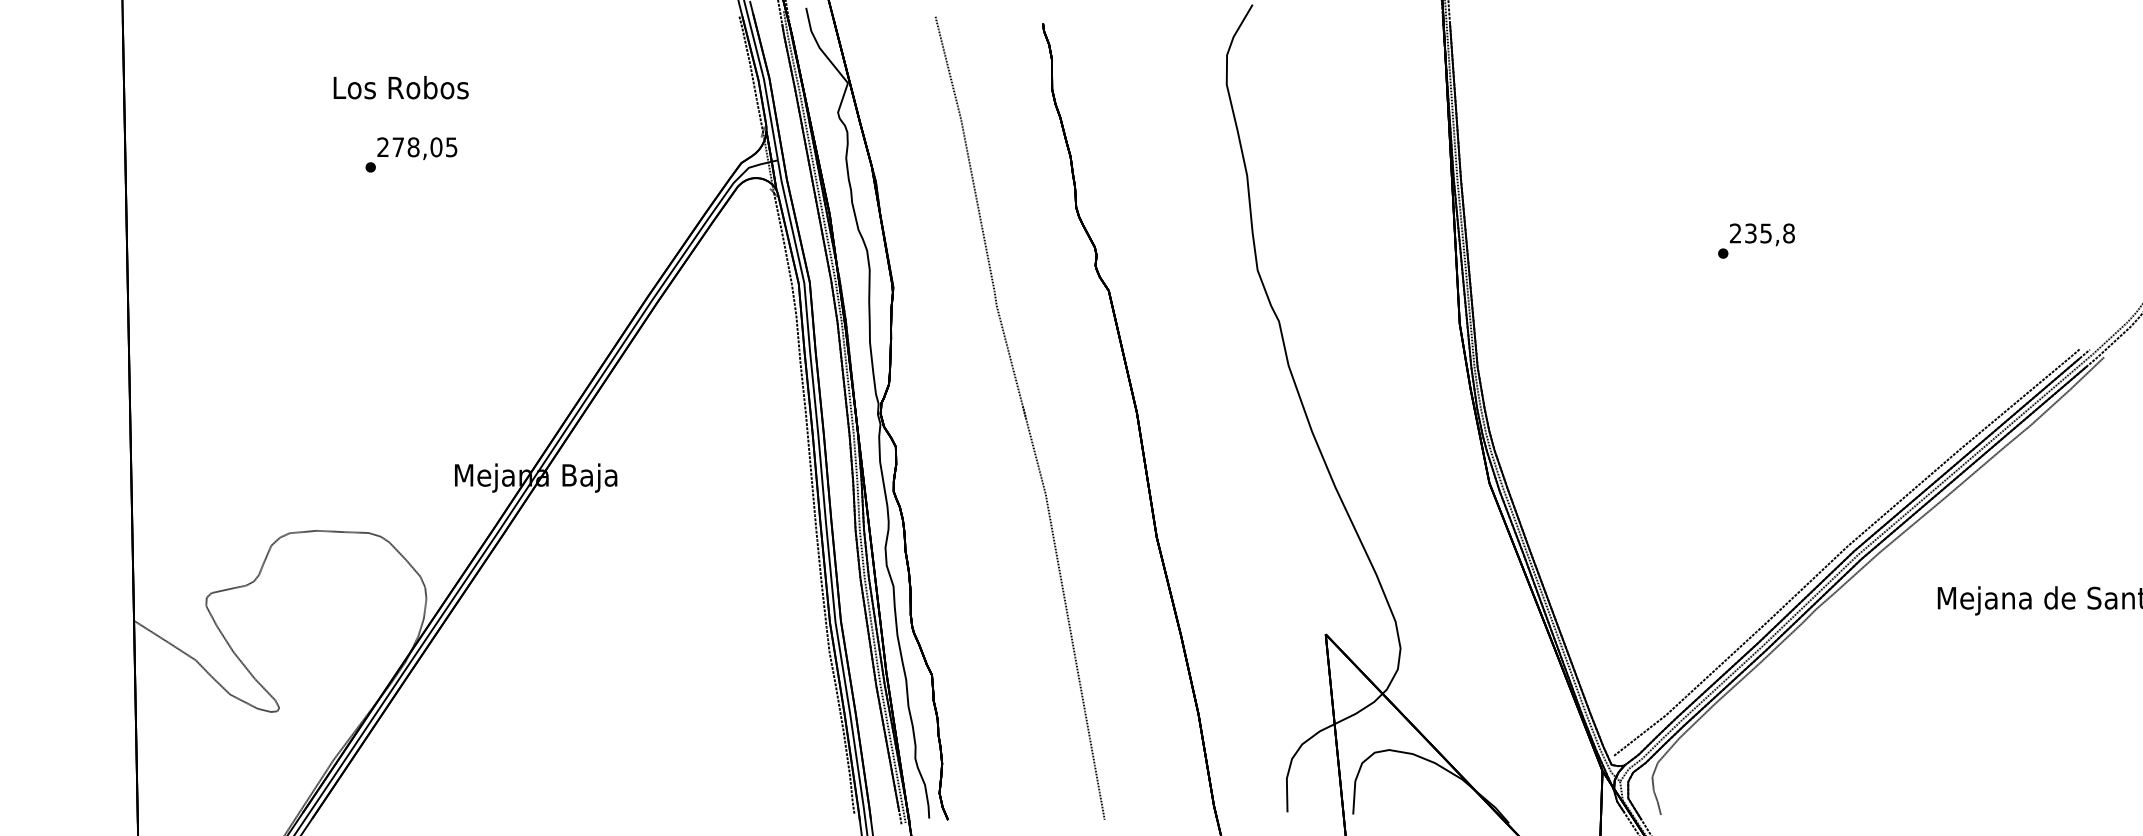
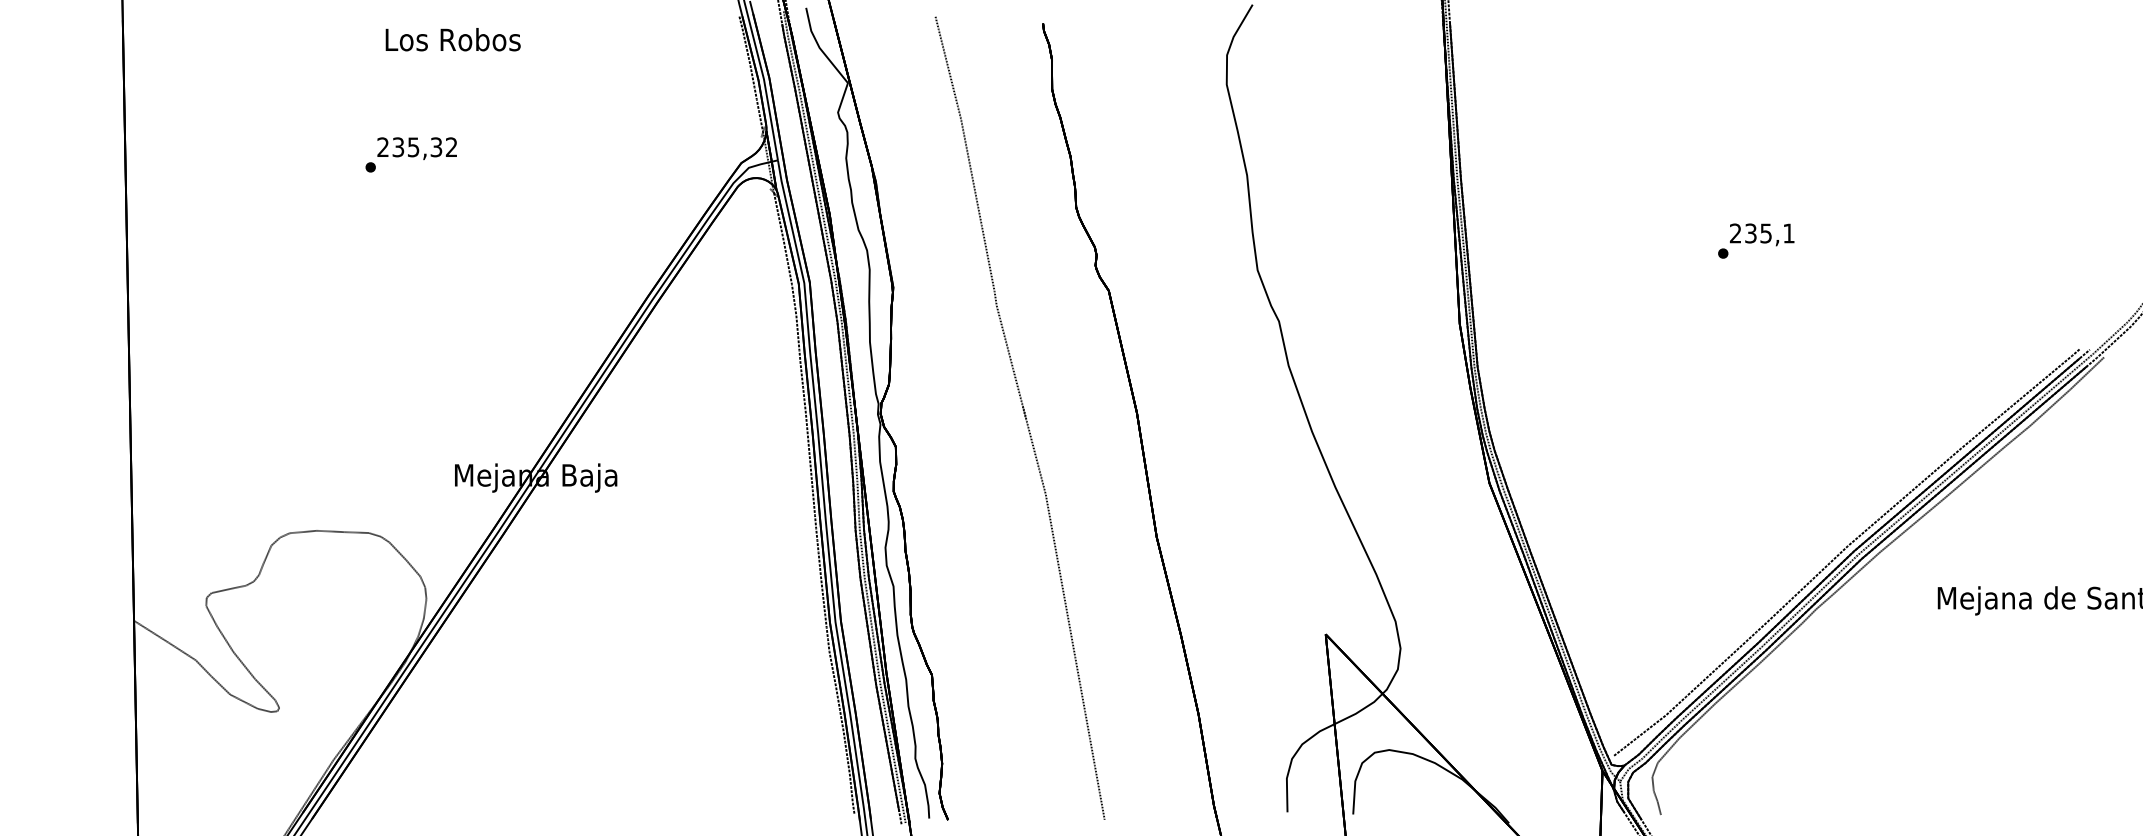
text position: (400, 87) -> (452, 39) (452, 39)
text: 278,05 -> 235,32 (424, 147)
text: 235,8 -> 235,1 (1788, 233)
